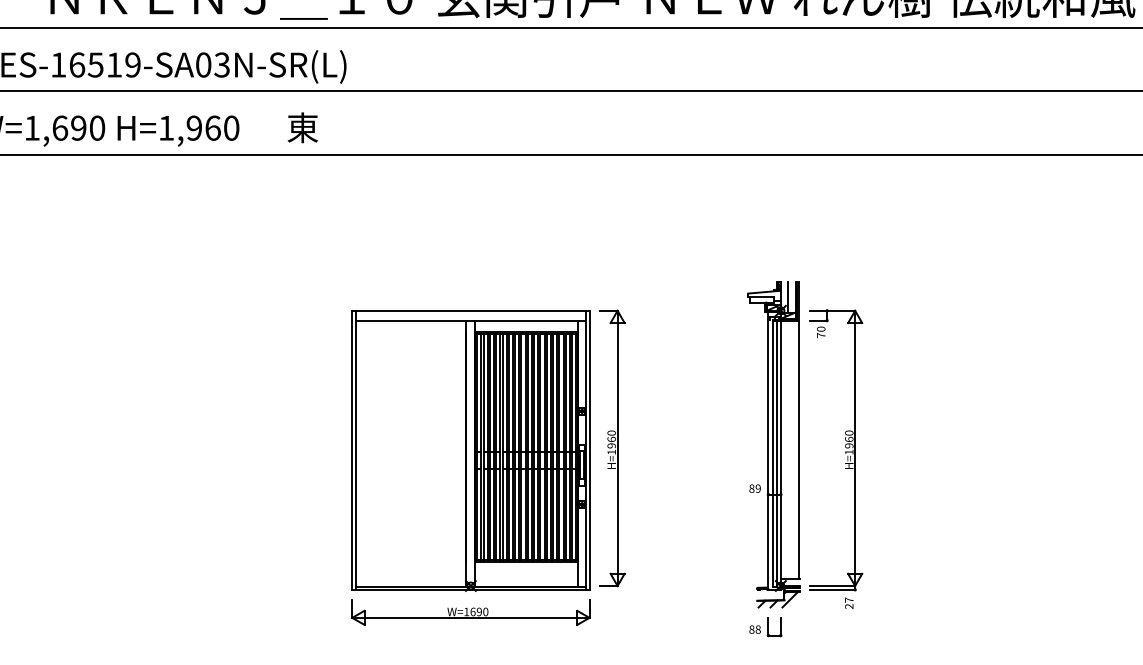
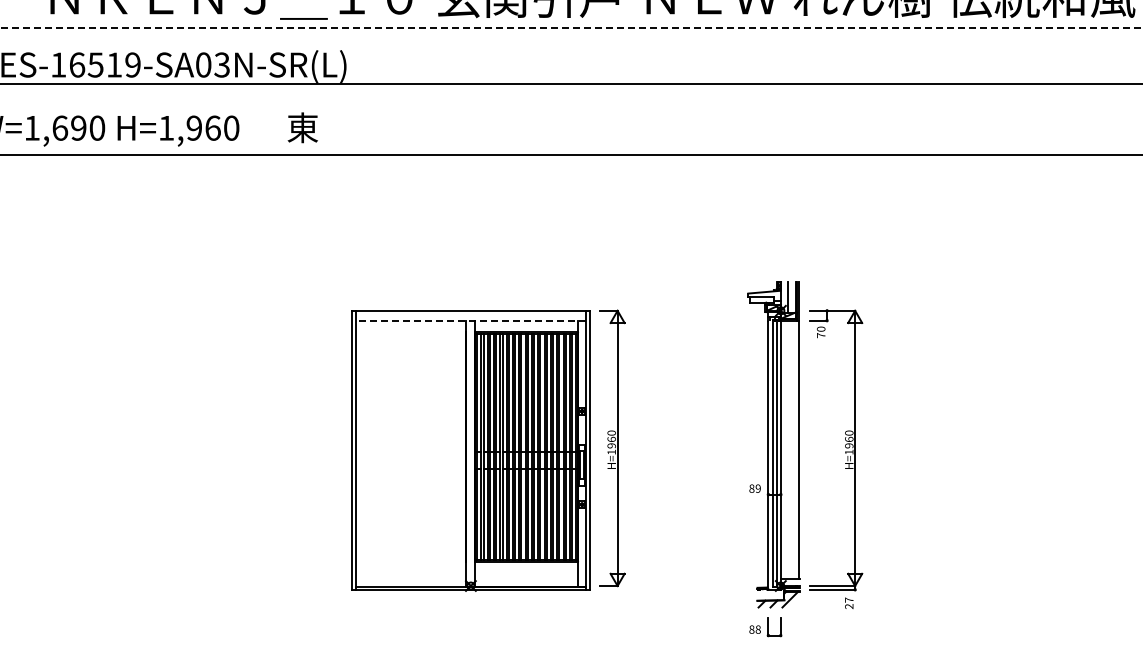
line: solid -> dashed (571, 28)
line position: (570, 91) -> (570, 84) (570, 84)
line: solid -> dashed (470, 320)
part: present -> none (470, 612)
